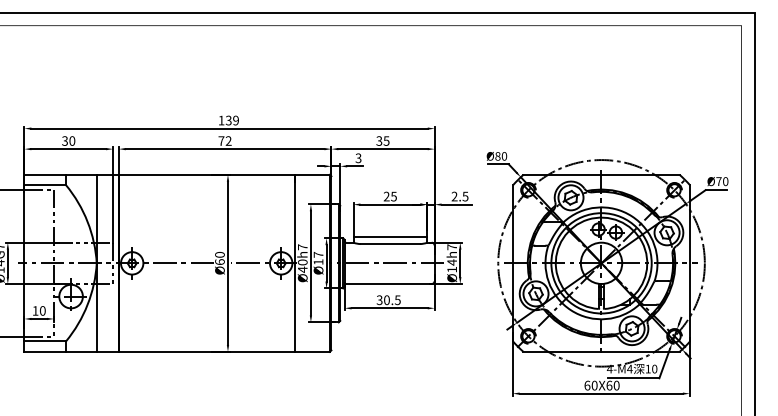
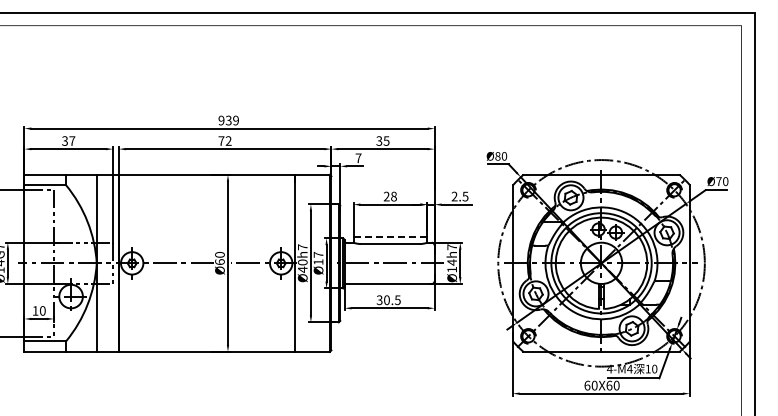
text: 139 -> 939 (221, 120)
text: 30 -> 37 (72, 140)
text: 3 -> 7 (358, 158)
text: 25 -> 28 (393, 196)
line: solid -> dashed (390, 236)
